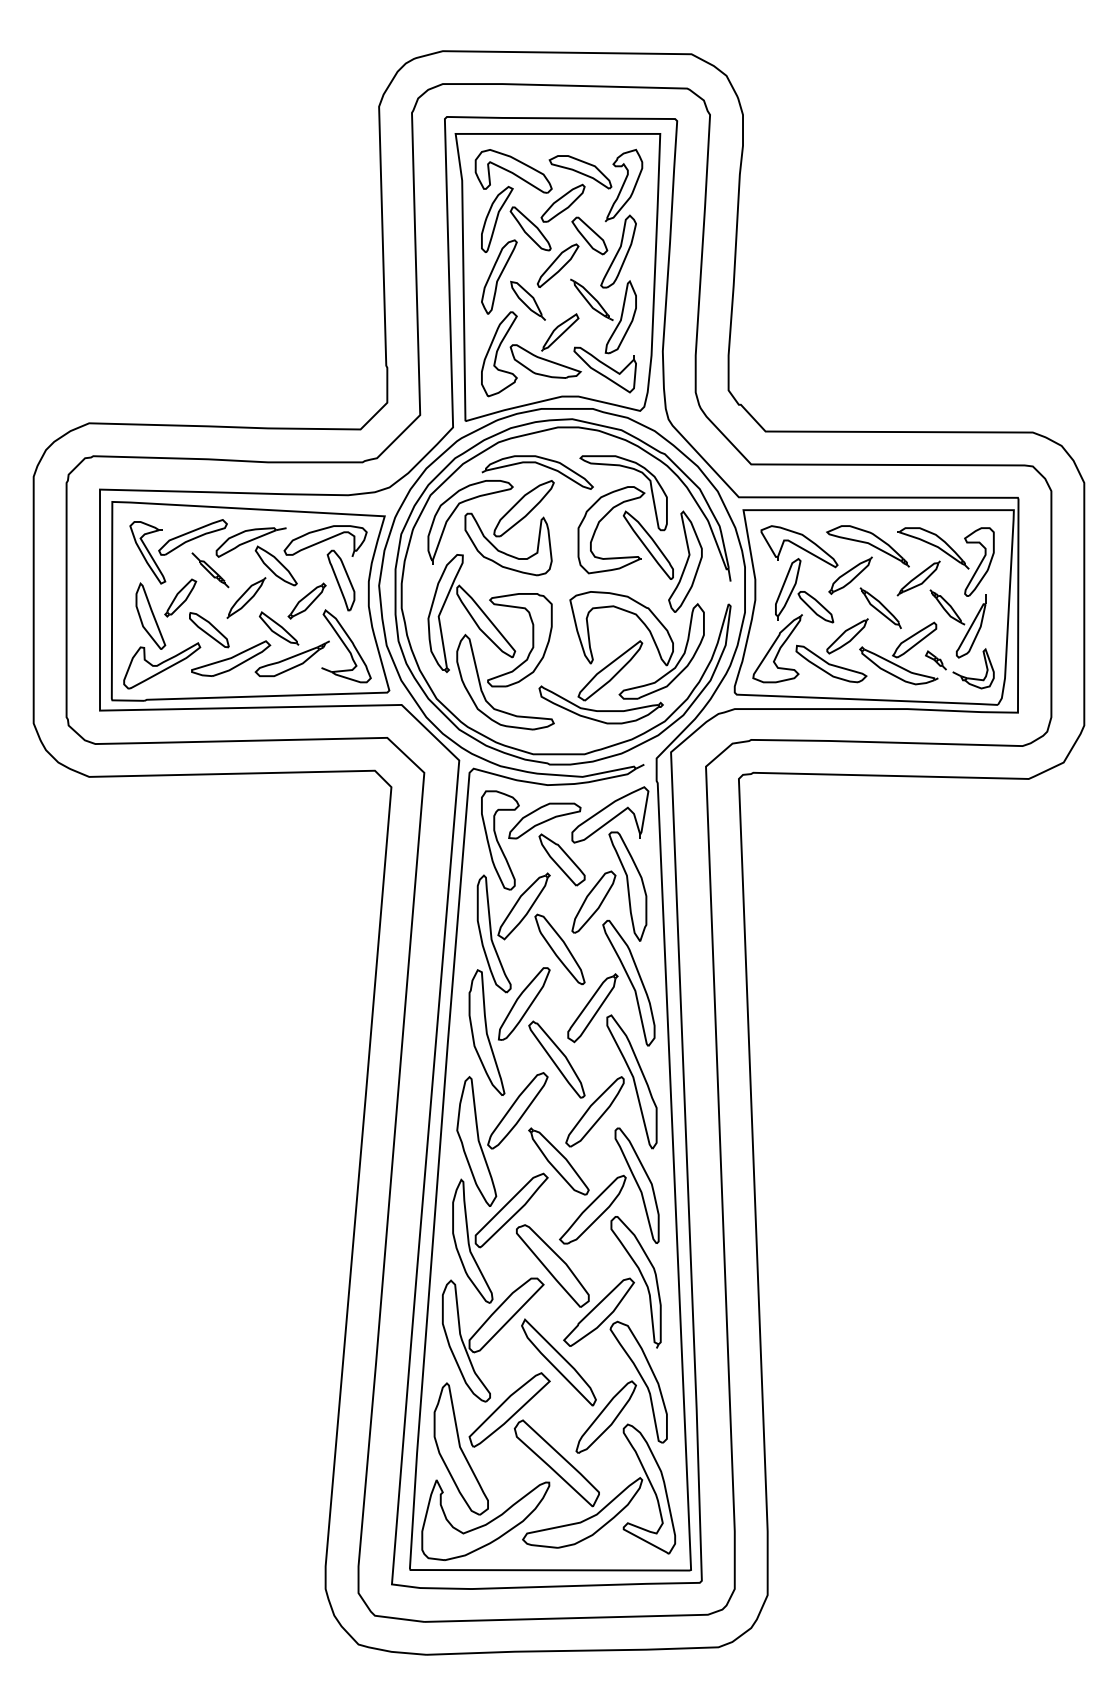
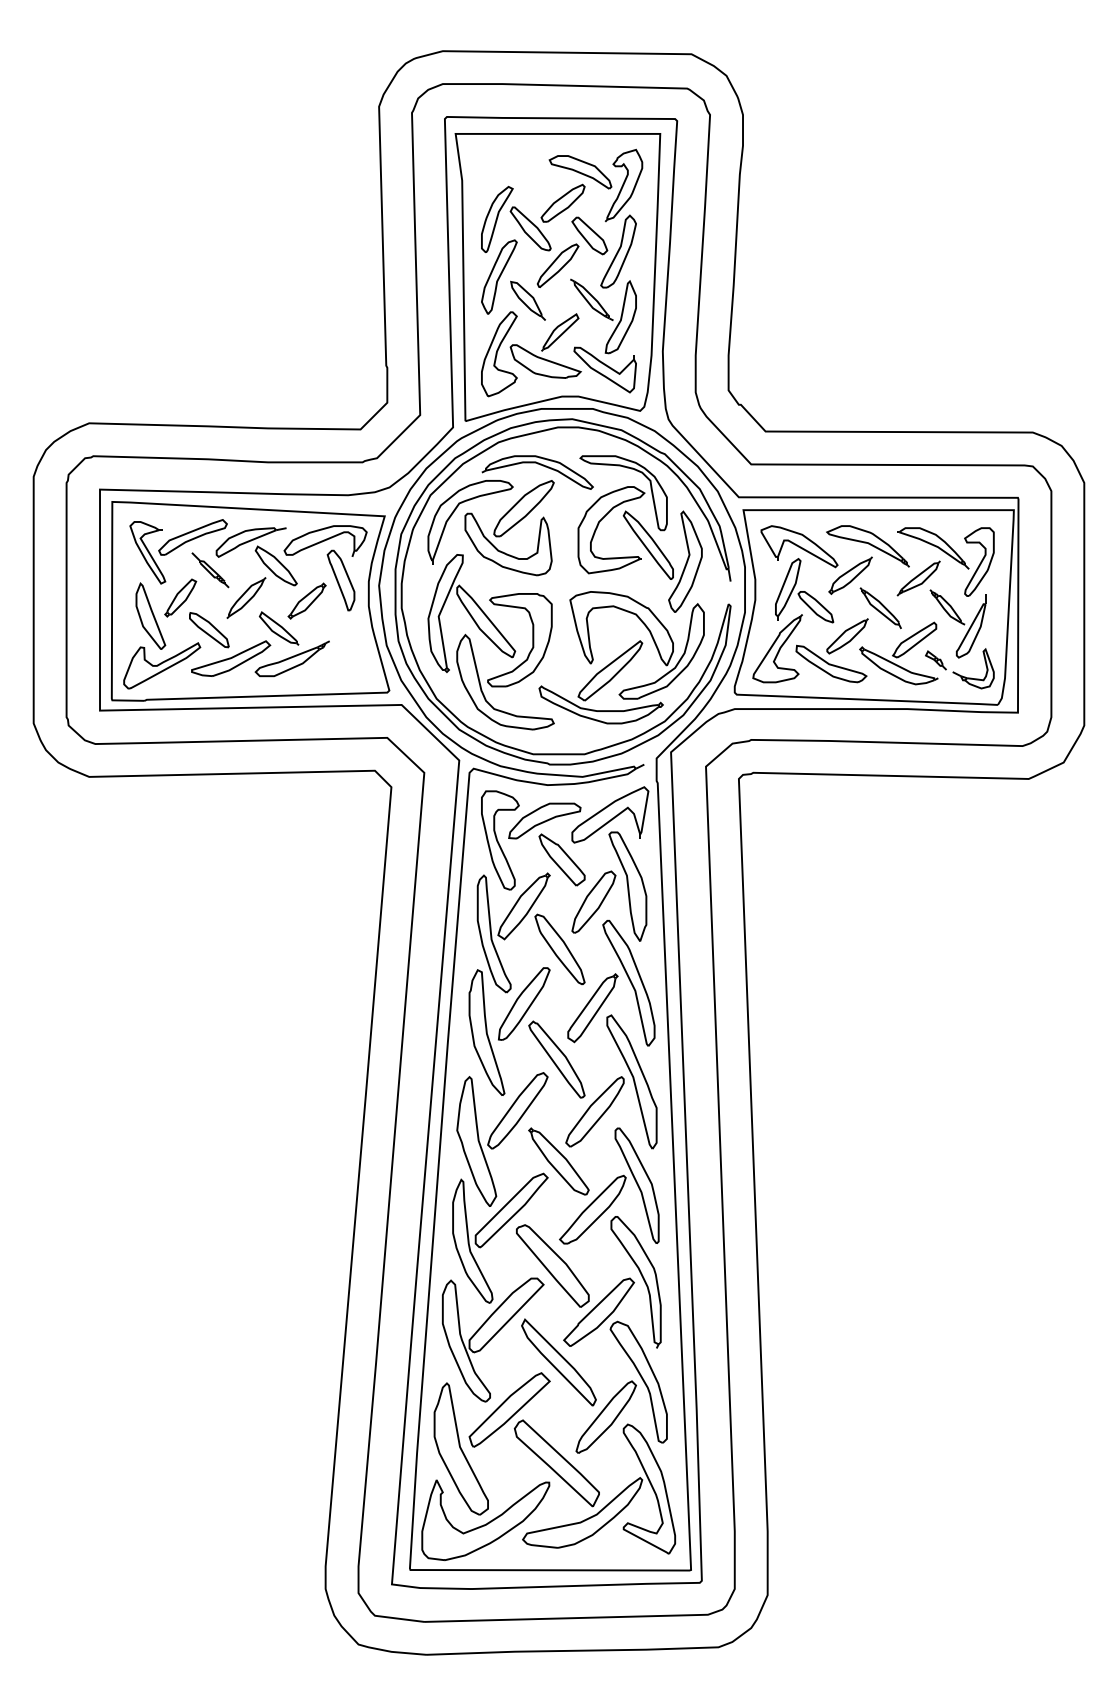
part: present -> none (513, 171)
part: present -> none (346, 646)
